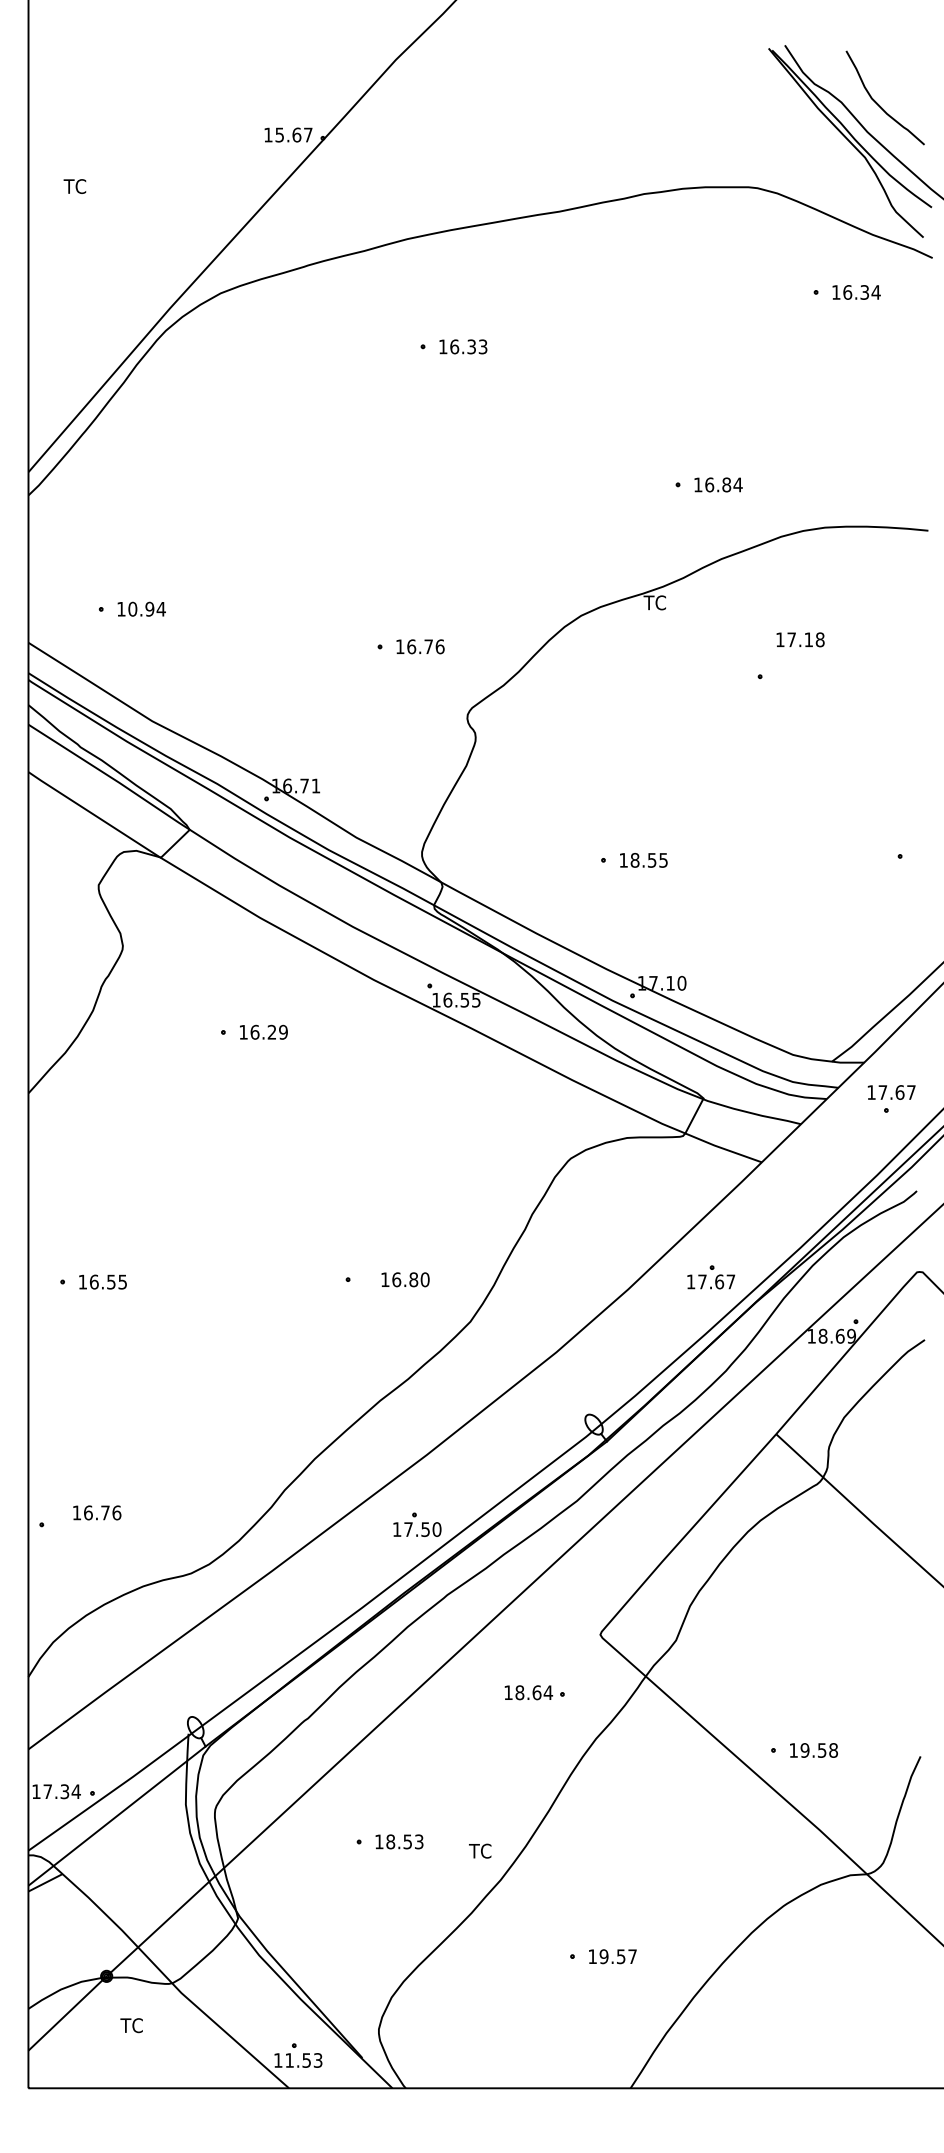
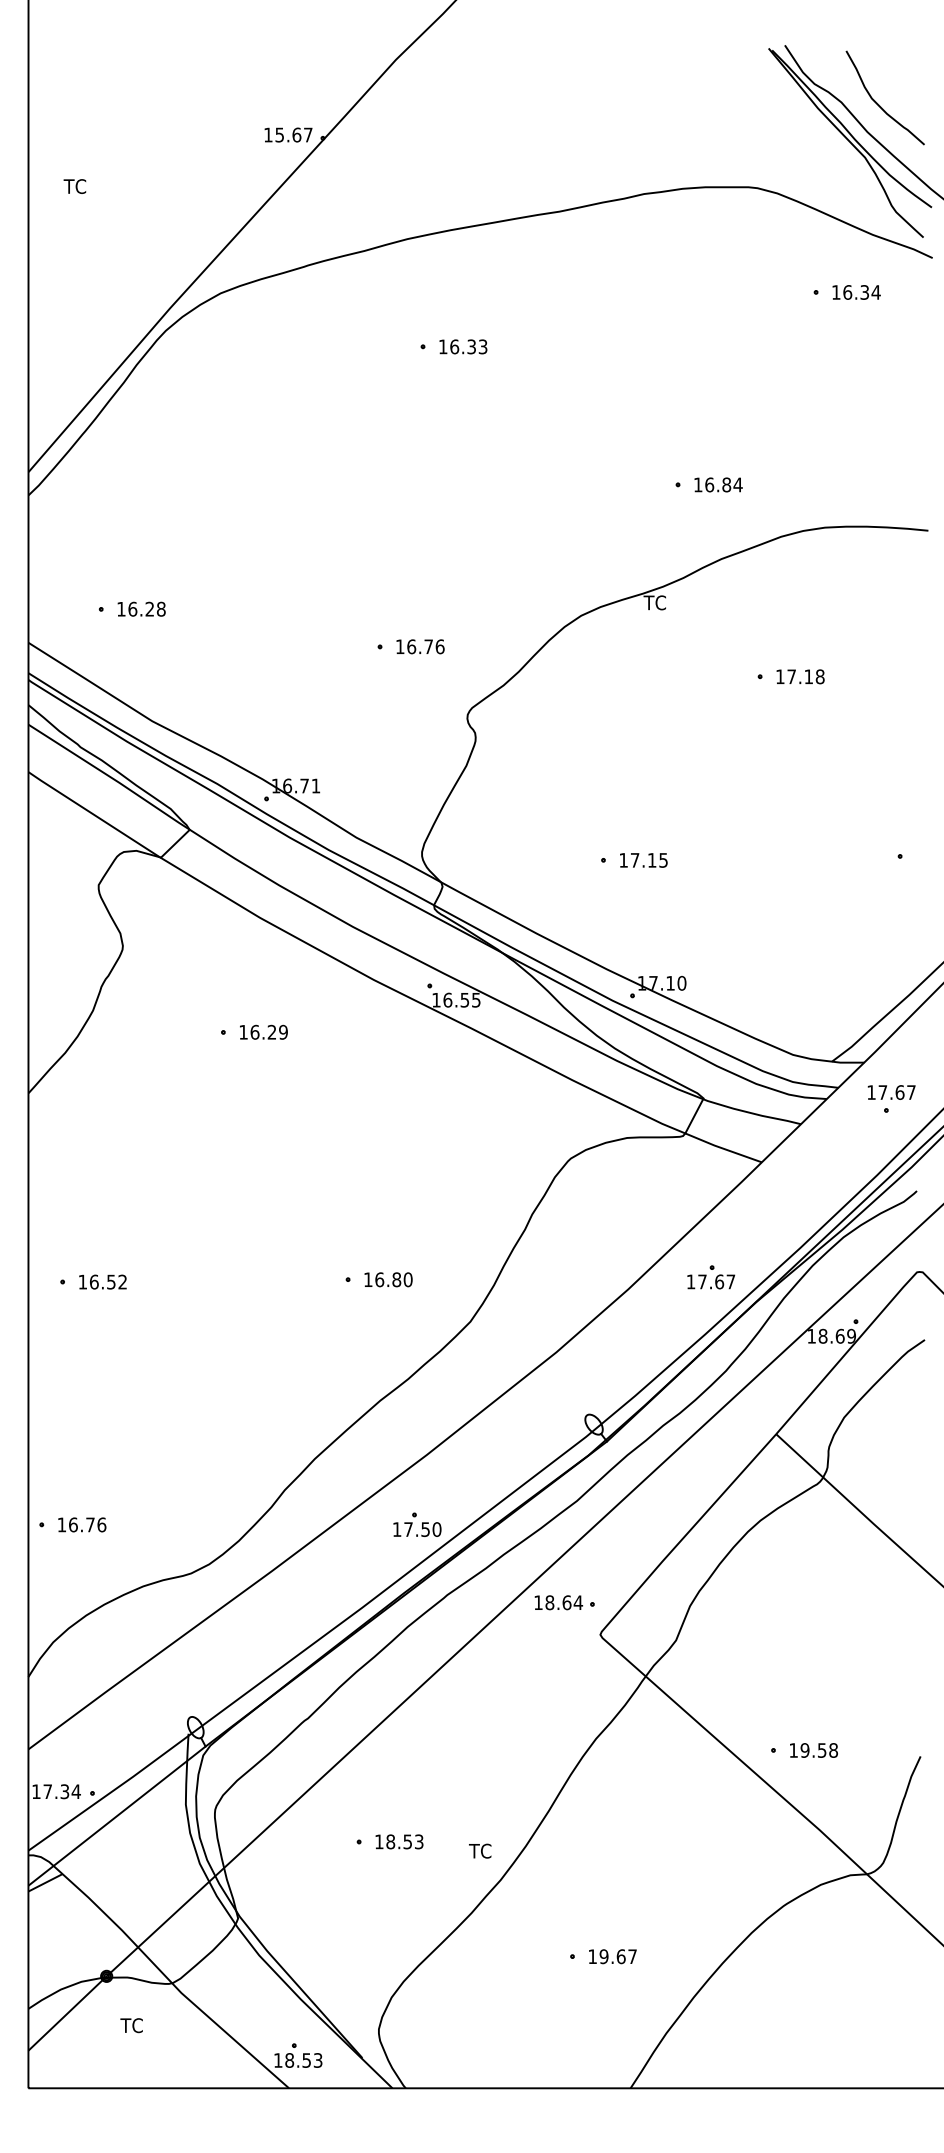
text: 10.94 -> 16.28 (146, 608)
text position: (800, 639) -> (800, 676) (800, 676)
text: 18.55 -> 17.15 (643, 860)
text position: (405, 1279) -> (388, 1279) (388, 1279)
text: 16.55 -> 16.52 (122, 1281)
text position: (97, 1512) -> (82, 1524) (82, 1524)
part position: (534, 1692) -> (564, 1602) (564, 1602)
text: 19.57 -> 19.67 (620, 1956)
text: 11.53 -> 18.53 (289, 2060)
